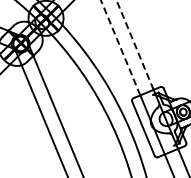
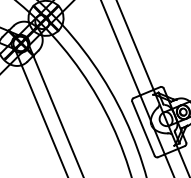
line: dashed -> solid (135, 44)
line: dashed -> solid (120, 47)
